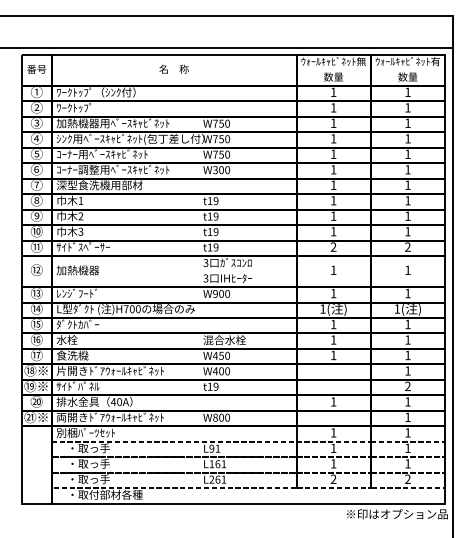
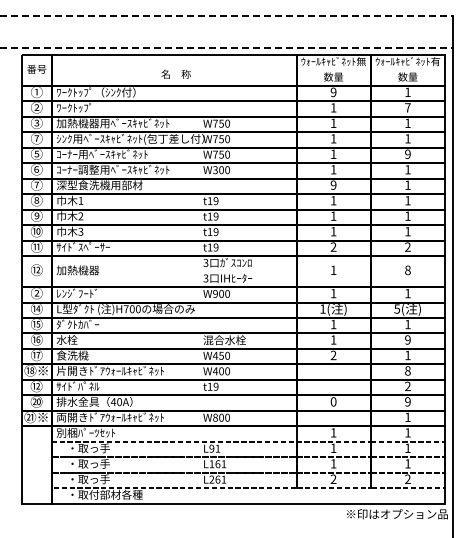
line: solid -> dashed (226, 16)
line: solid -> dashed (226, 47)
text position: (173, 68) -> (175, 73) (175, 73)
text: 1 -> 9 (333, 92)
text: 1 -> 7 (407, 107)
text: ④ -> ⑦ (36, 138)
text: 1 -> 9 (407, 154)
text: 1 -> 9 (333, 184)
text: 1 -> 8 (407, 270)
text: ⑬ -> ② (36, 293)
text: 1( -> 5( (397, 308)
text: 1 -> 9 (407, 339)
text: 1 -> 2 (333, 354)
text: 1 -> 8 (407, 370)
text: ⑲※ -> ⑫ (35, 386)
text: 1 -> 0 (333, 401)
text: 1 -> 9 (407, 401)
